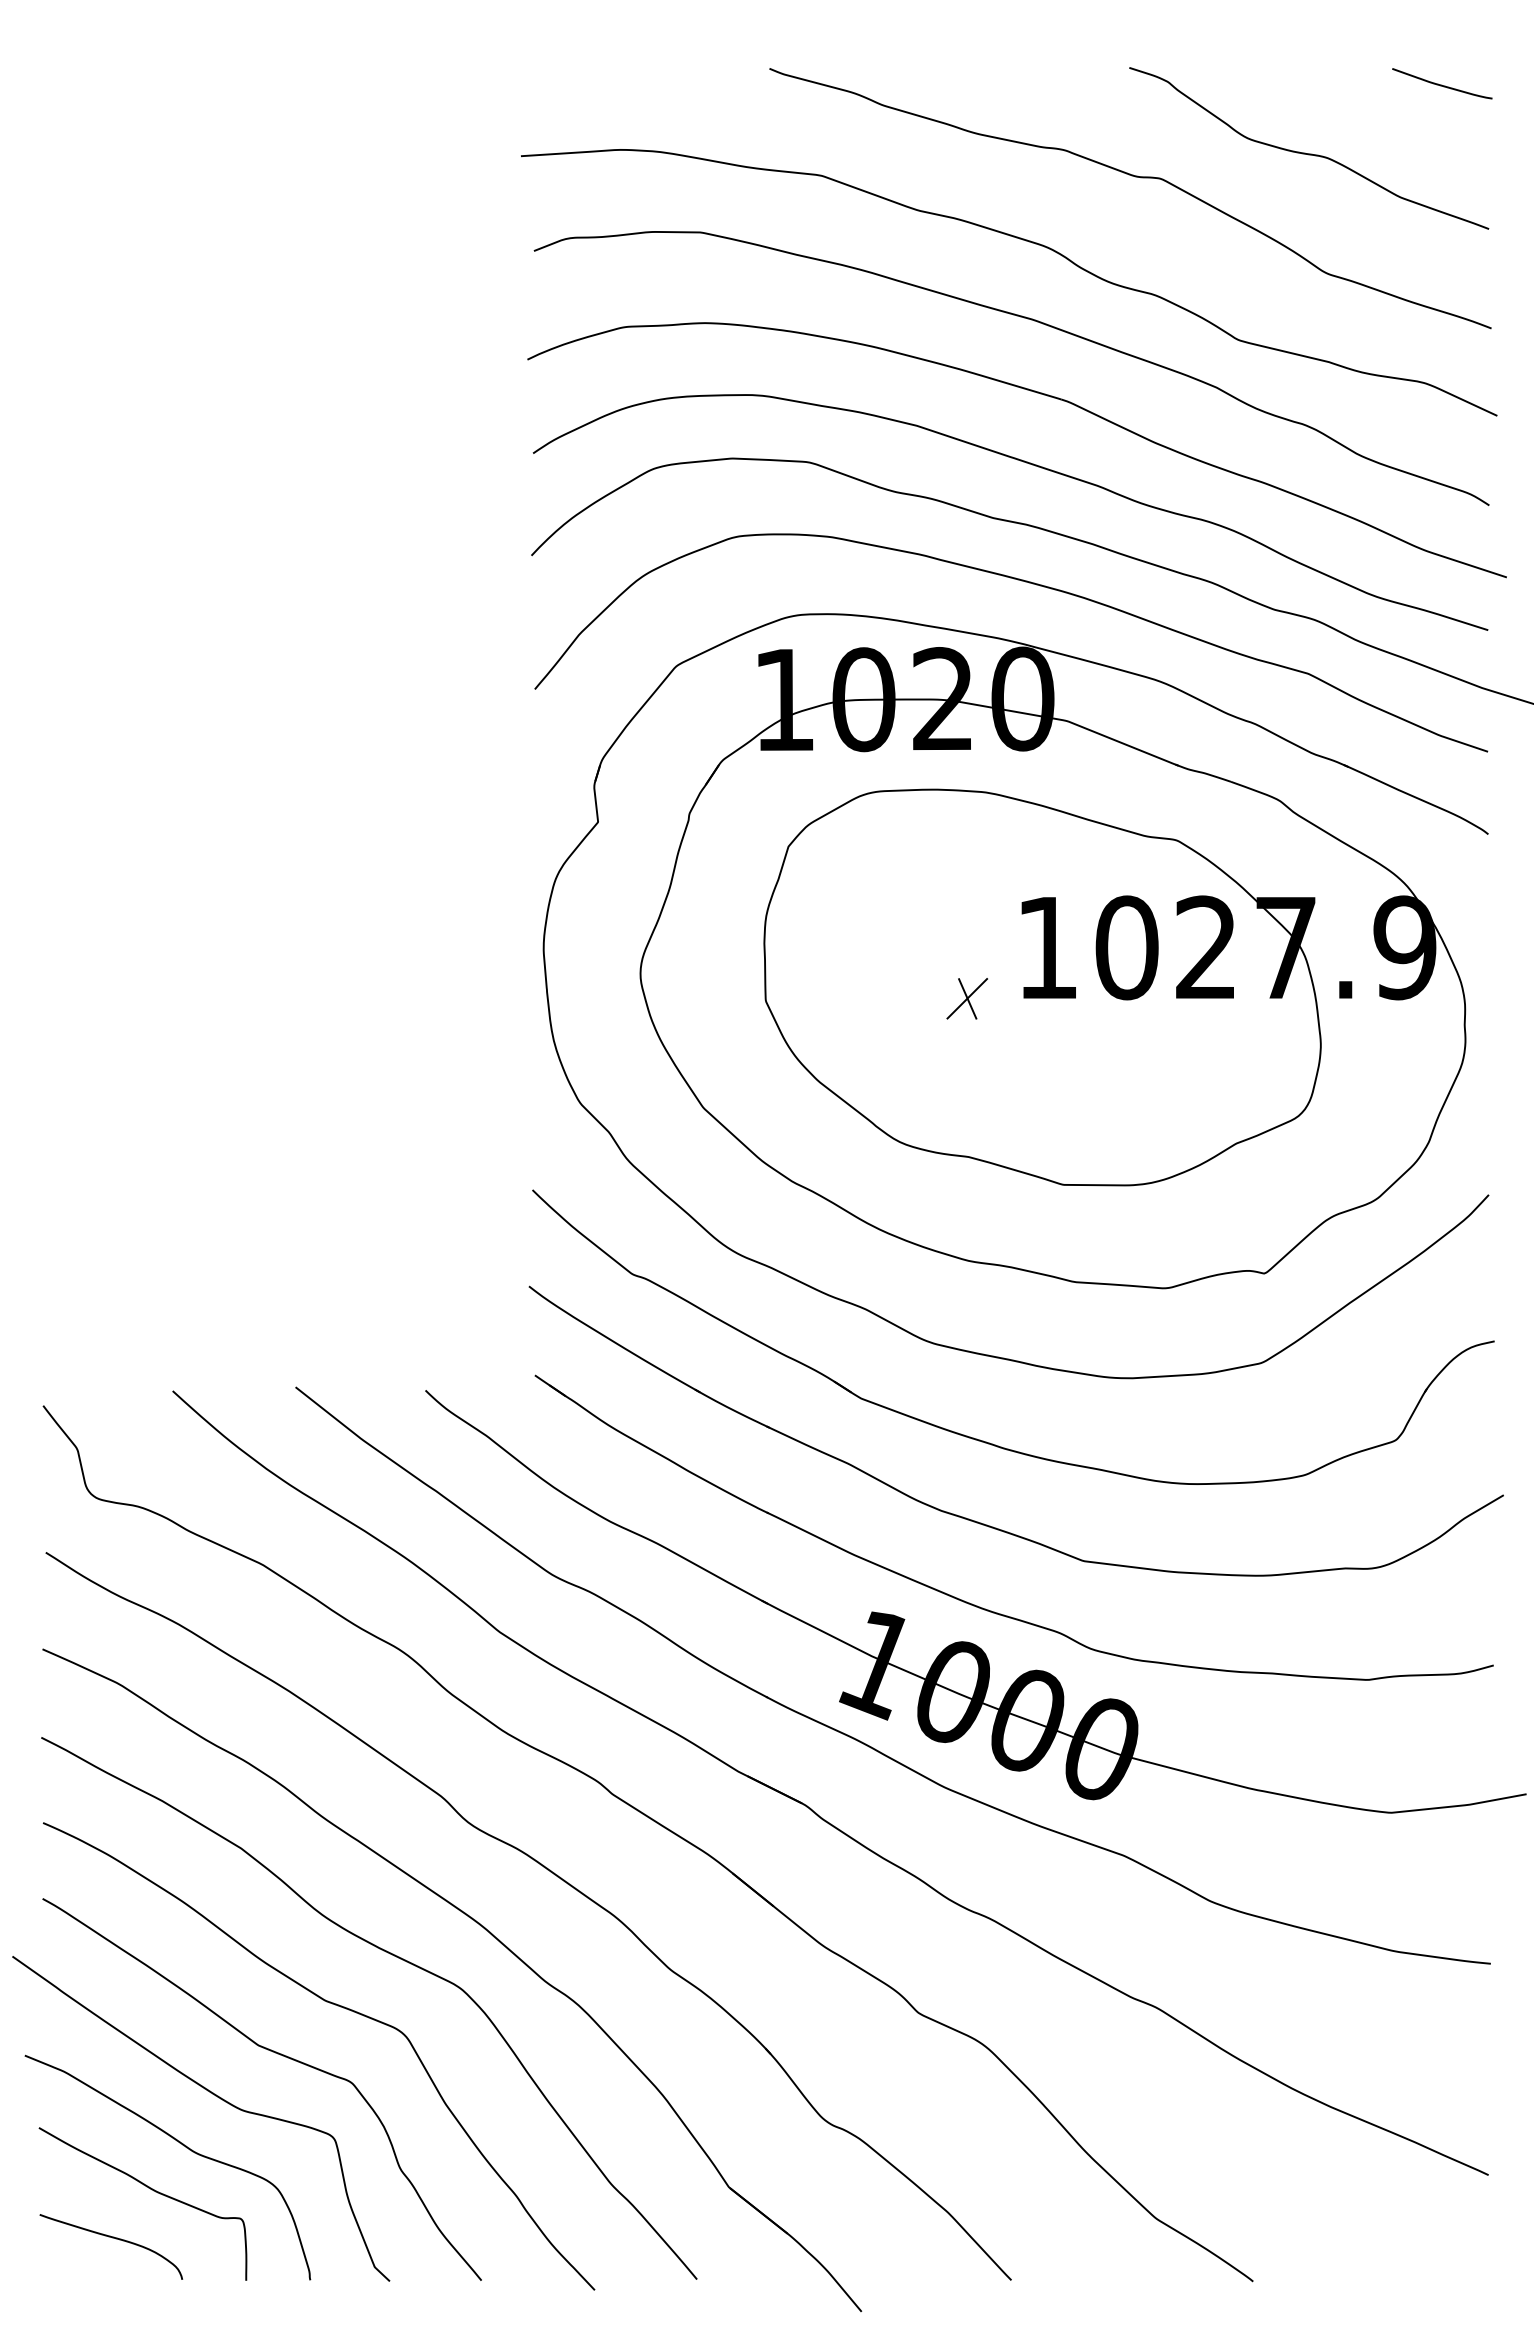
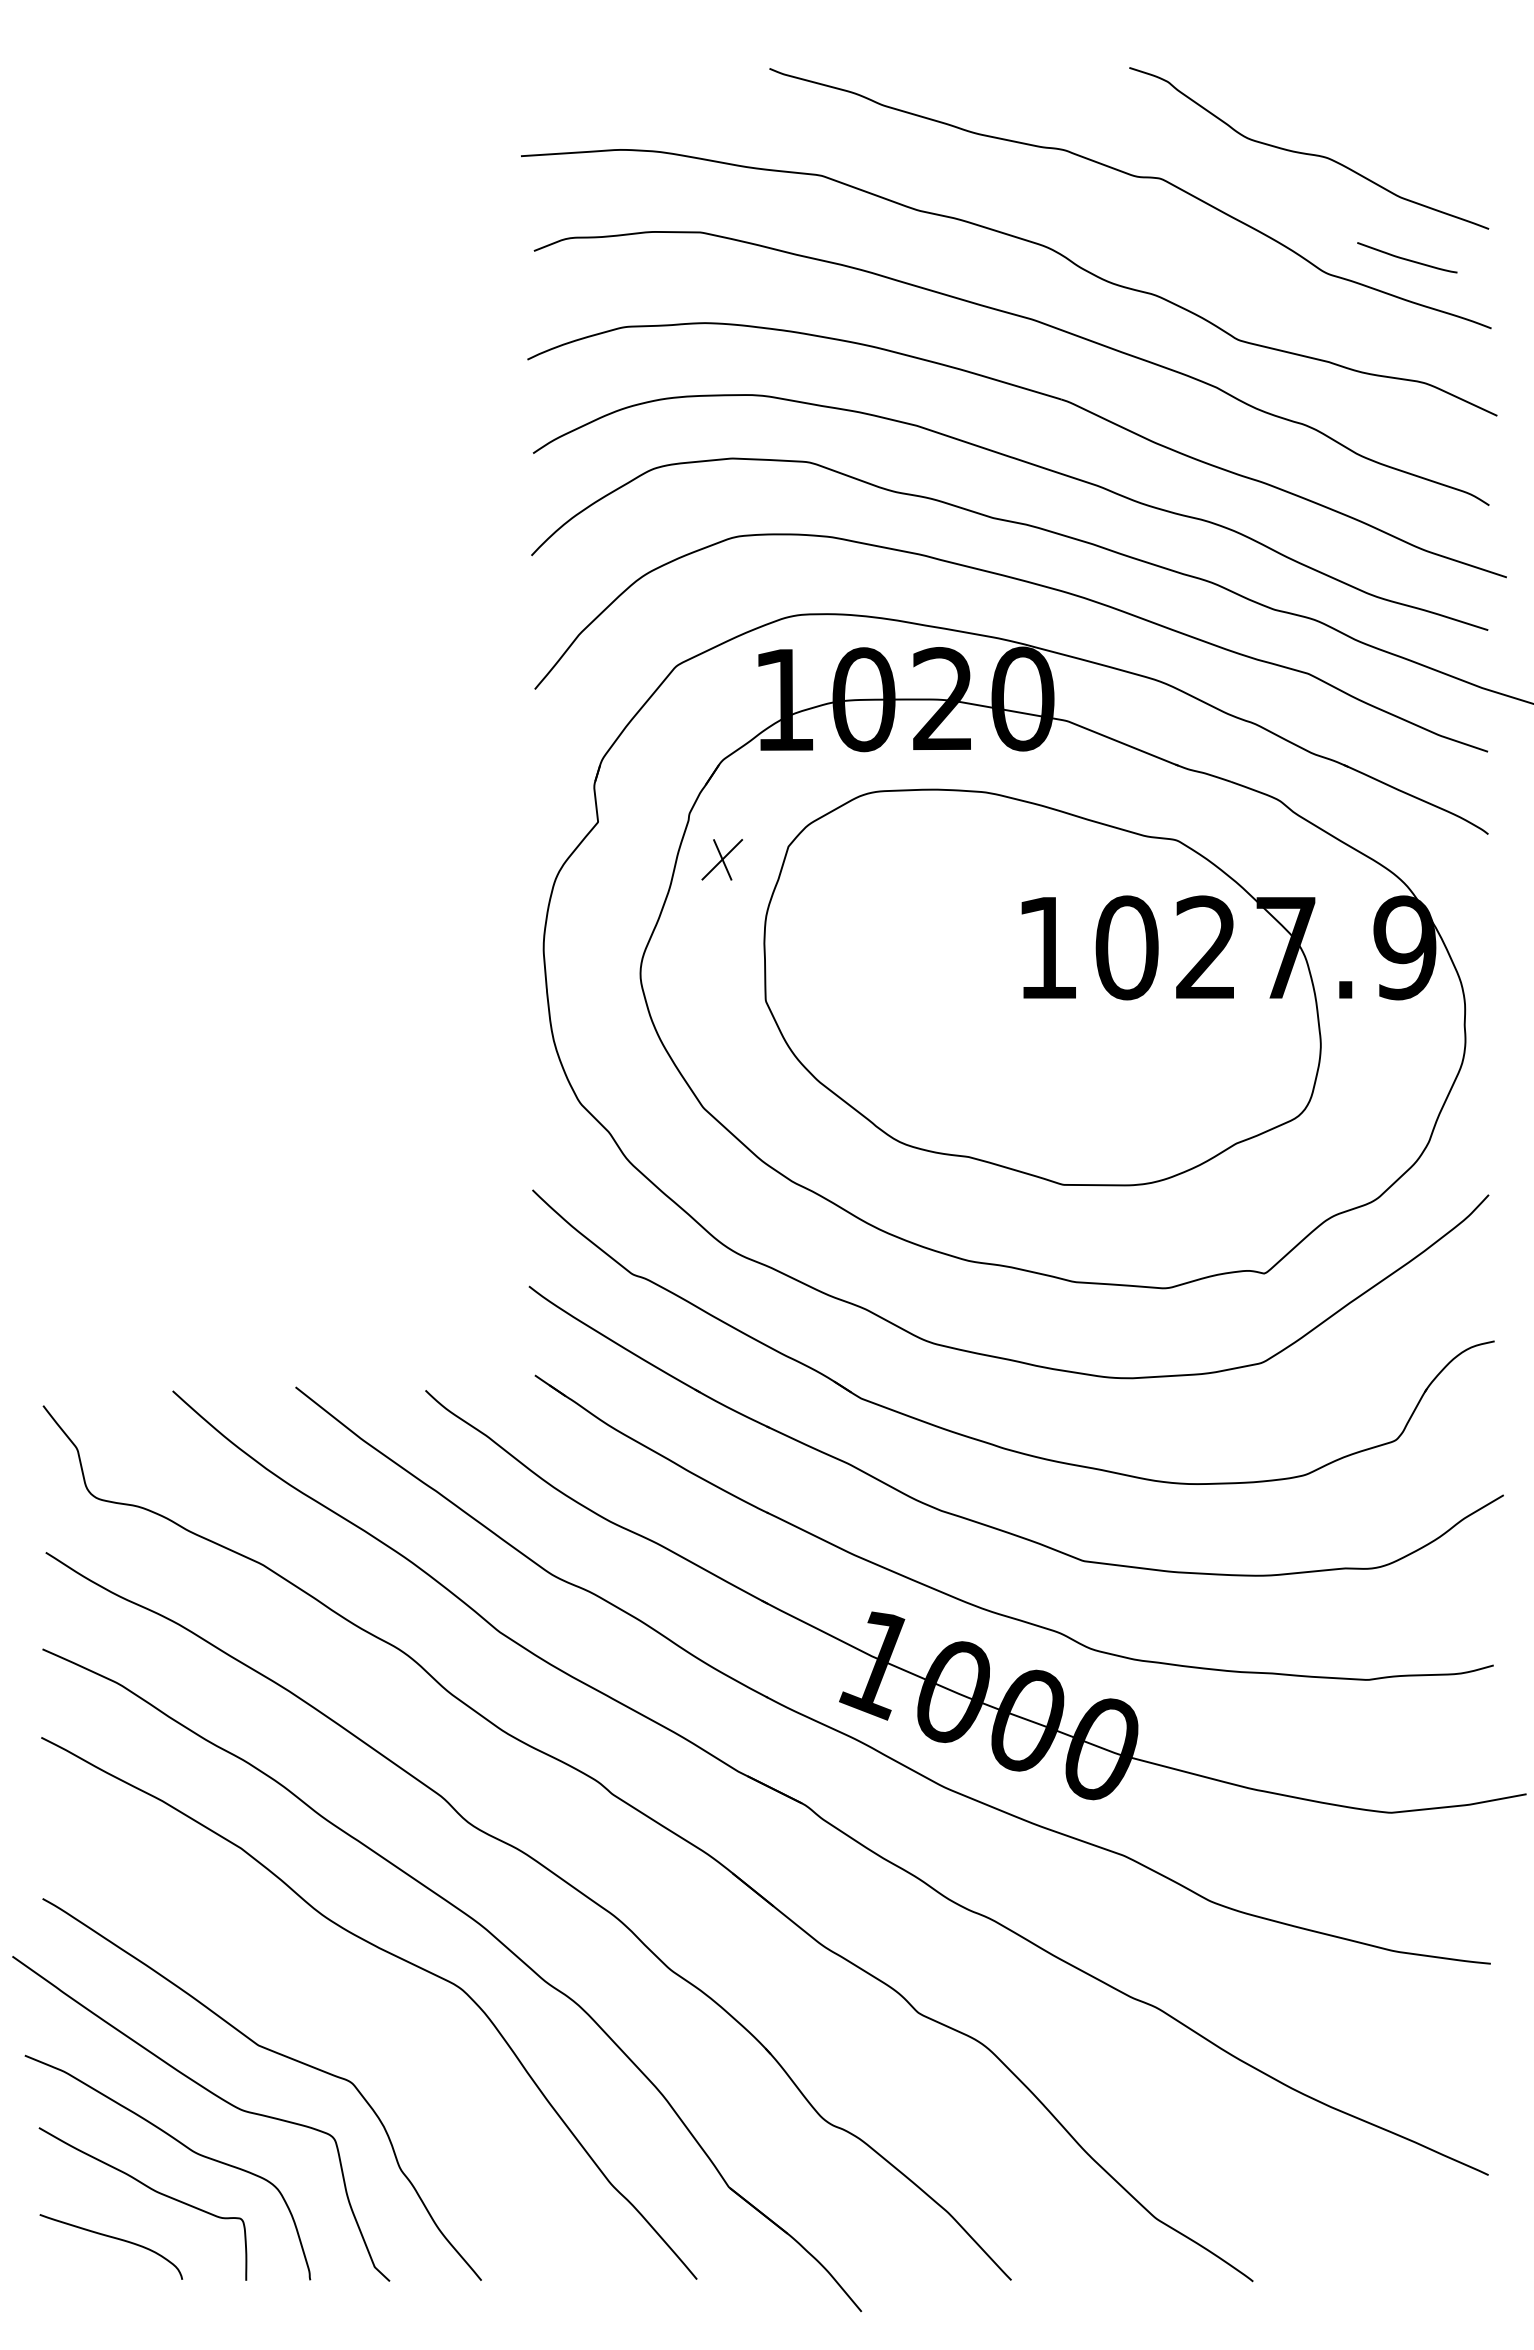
curve position: (1441, 84) -> (1406, 258) (1406, 258)
part position: (966, 998) -> (721, 859) (721, 859)
curve: present -> none (337, 2006)
